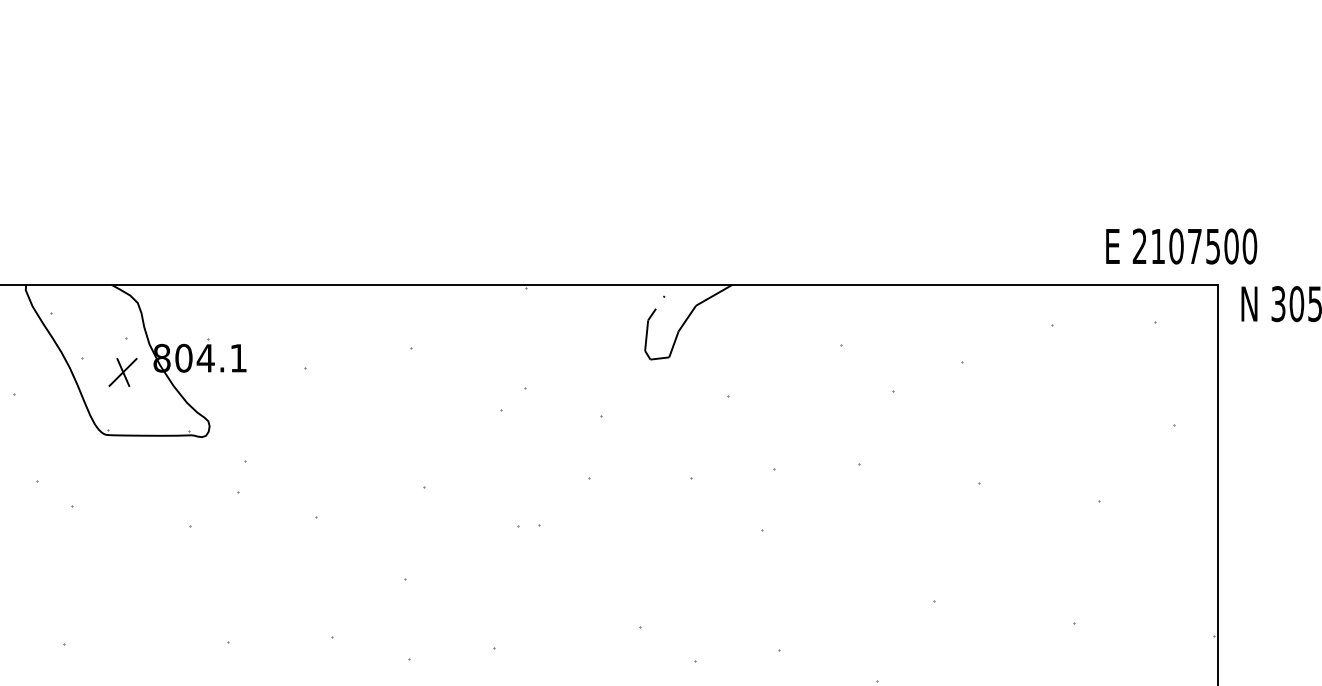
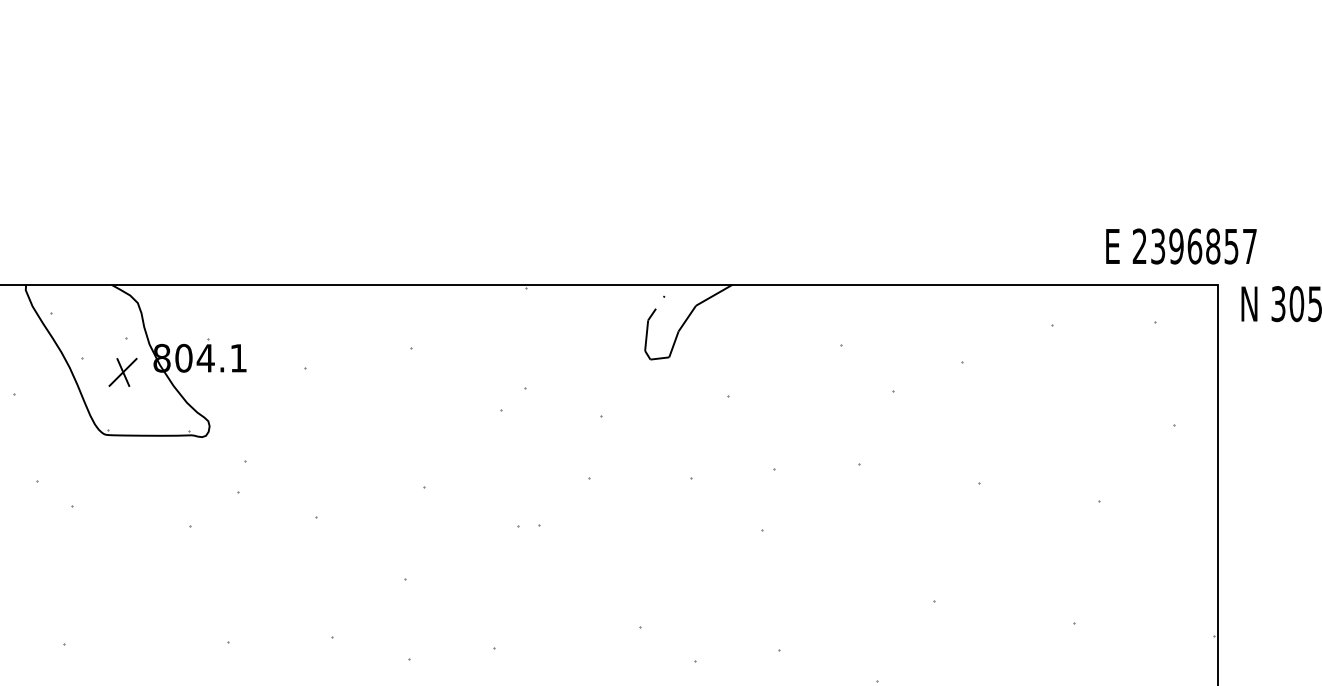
text: 2107500 -> 2396857 (1204, 246)
